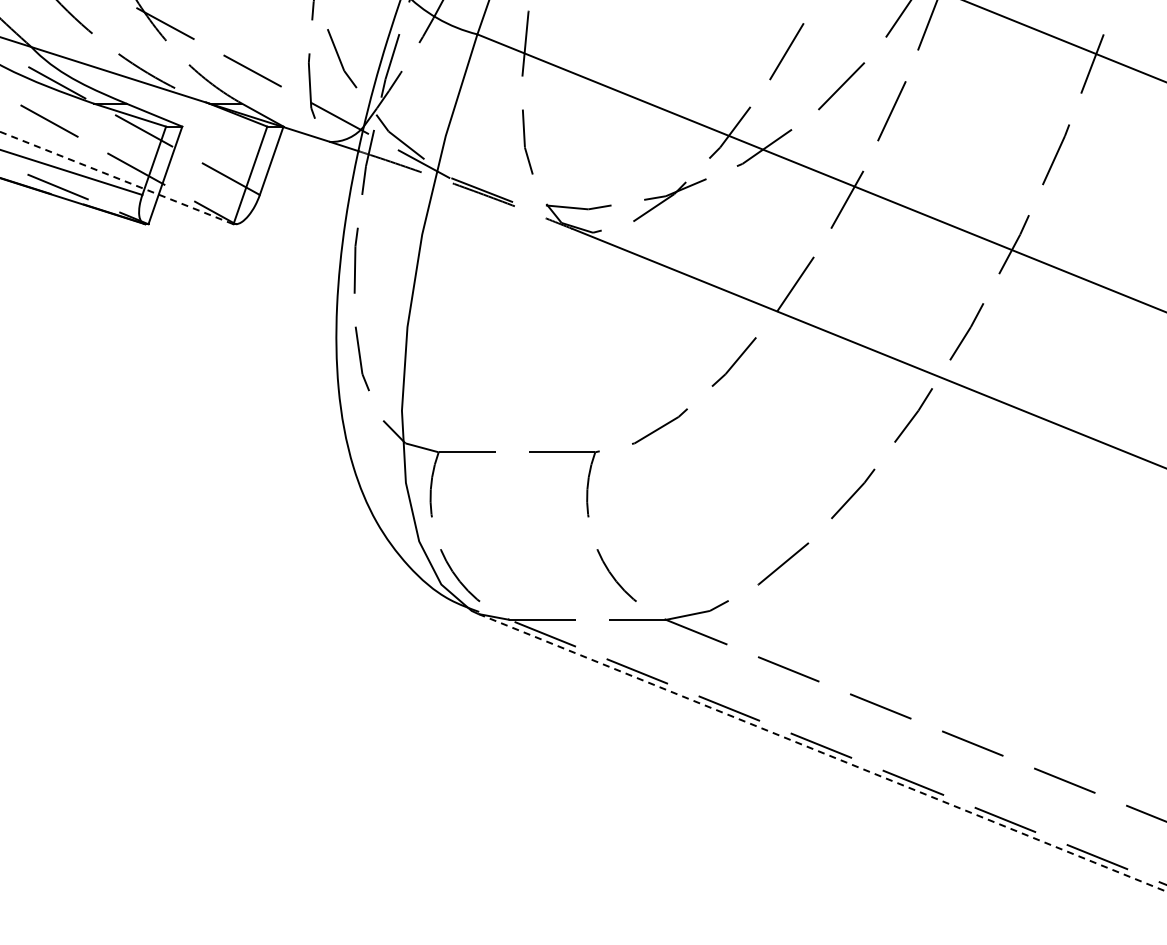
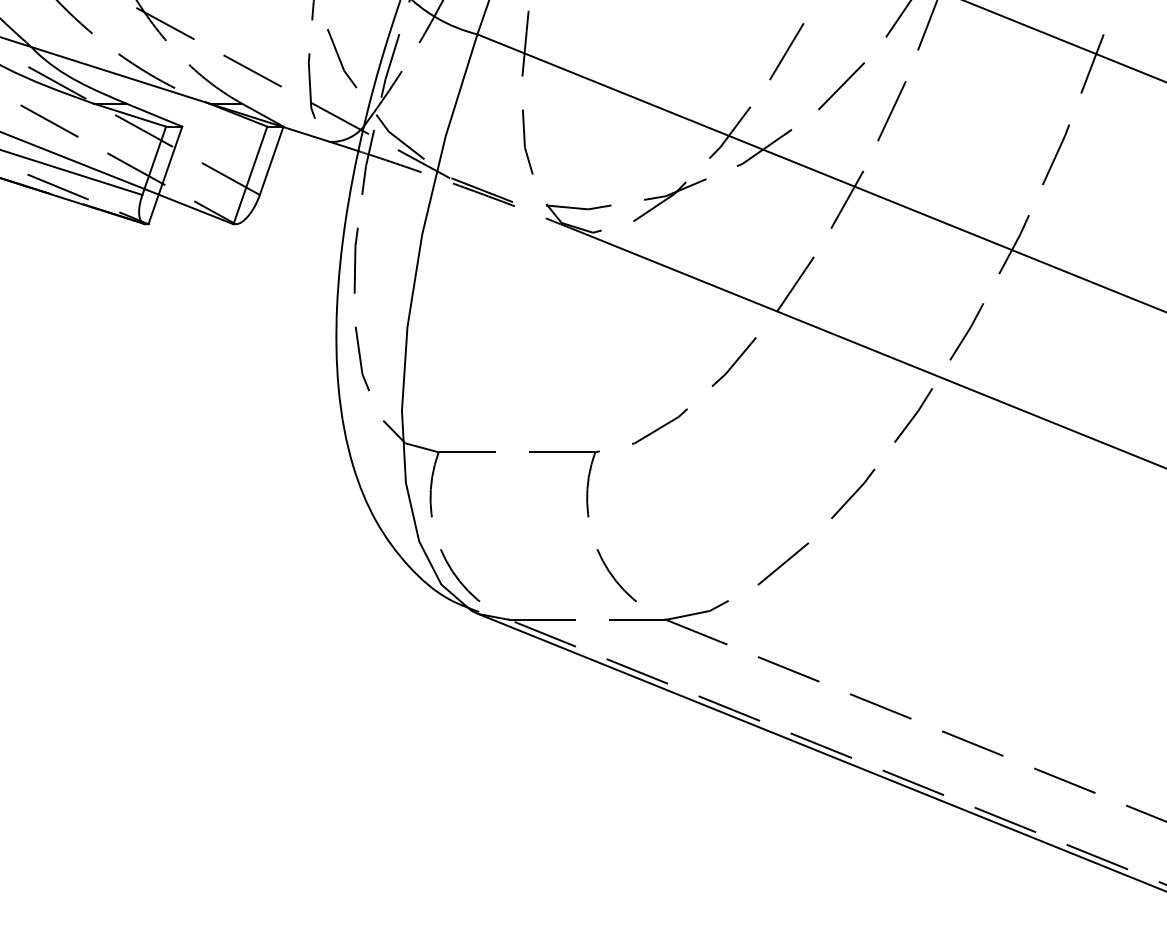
line: dashed -> solid (116, 177)
line: dashed -> solid (822, 752)
